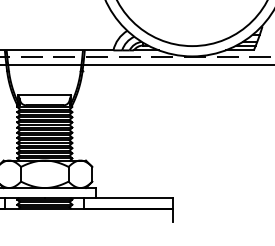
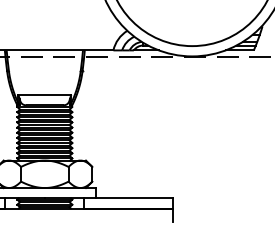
line: present -> none (136, 65)
